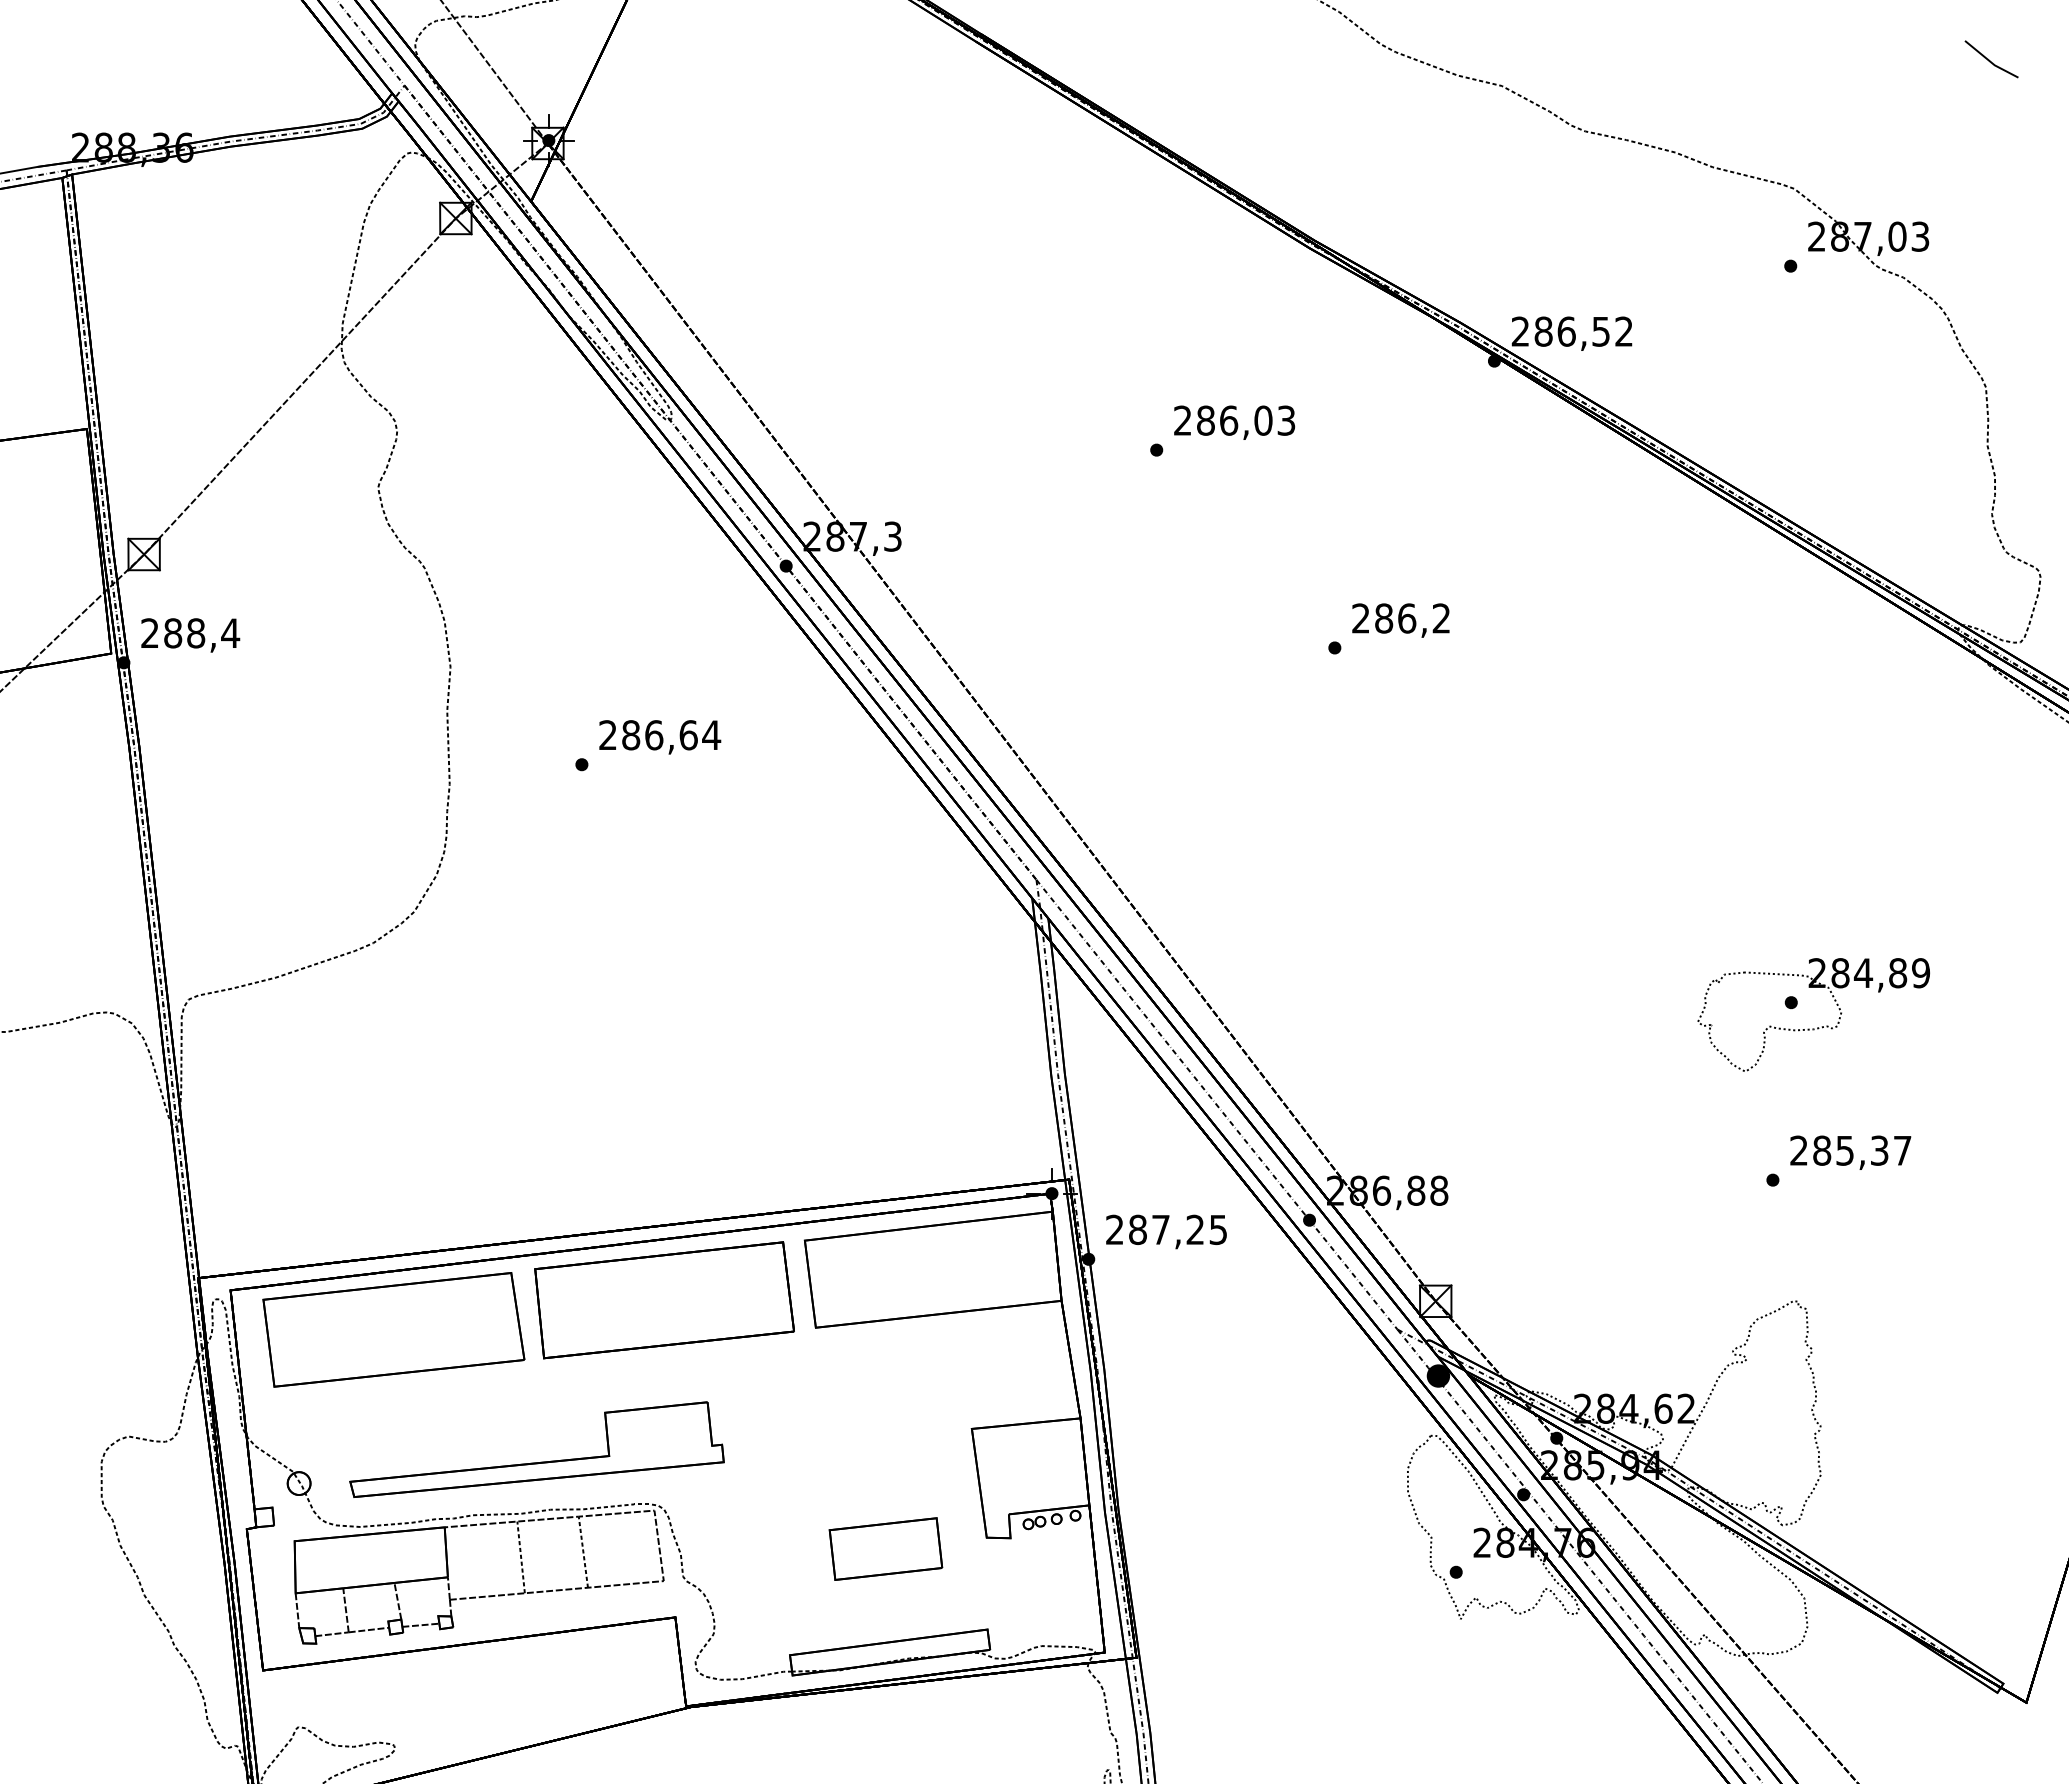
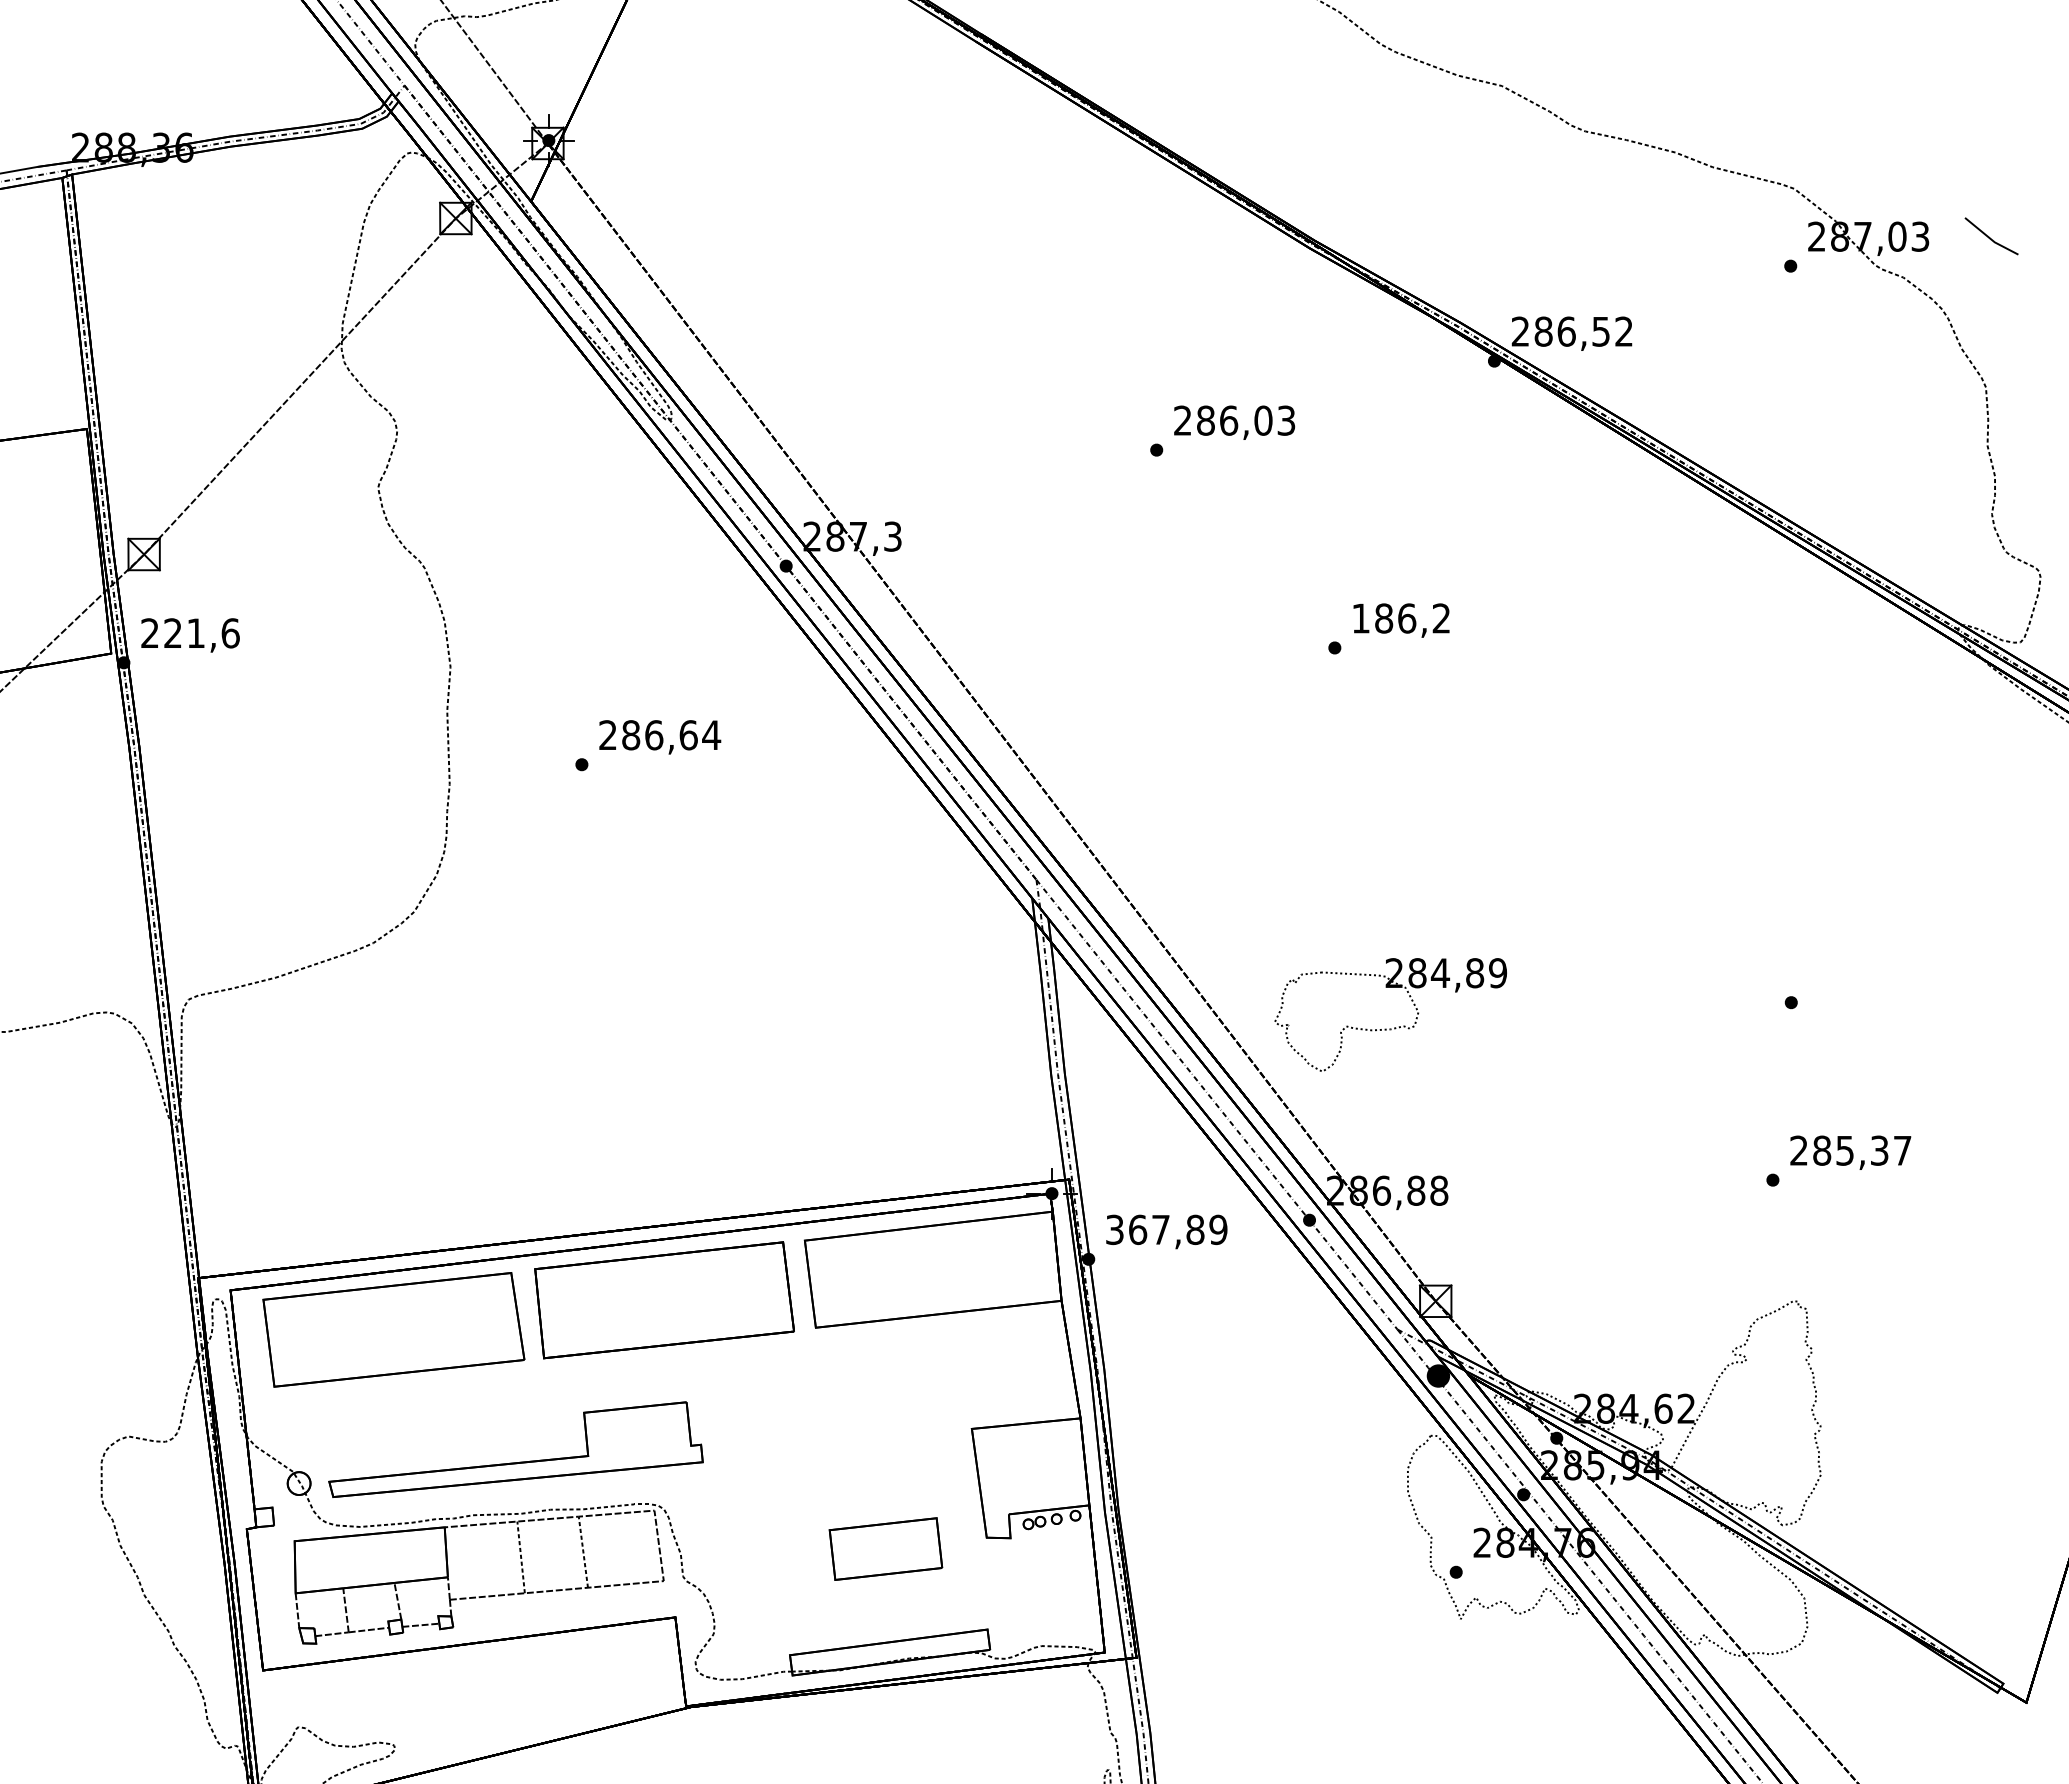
line position: (1990, 60) -> (1990, 237) (1990, 237)
text: 286,2 -> 186,2 (1360, 618)
text: 288,4 -> 221,6 (202, 633)
part position: (1817, 1027) -> (1394, 1027) (1394, 1027)
text: 287,25 -> 367,89 (1166, 1229)
part position: (540, 1461) -> (519, 1461) (519, 1461)
